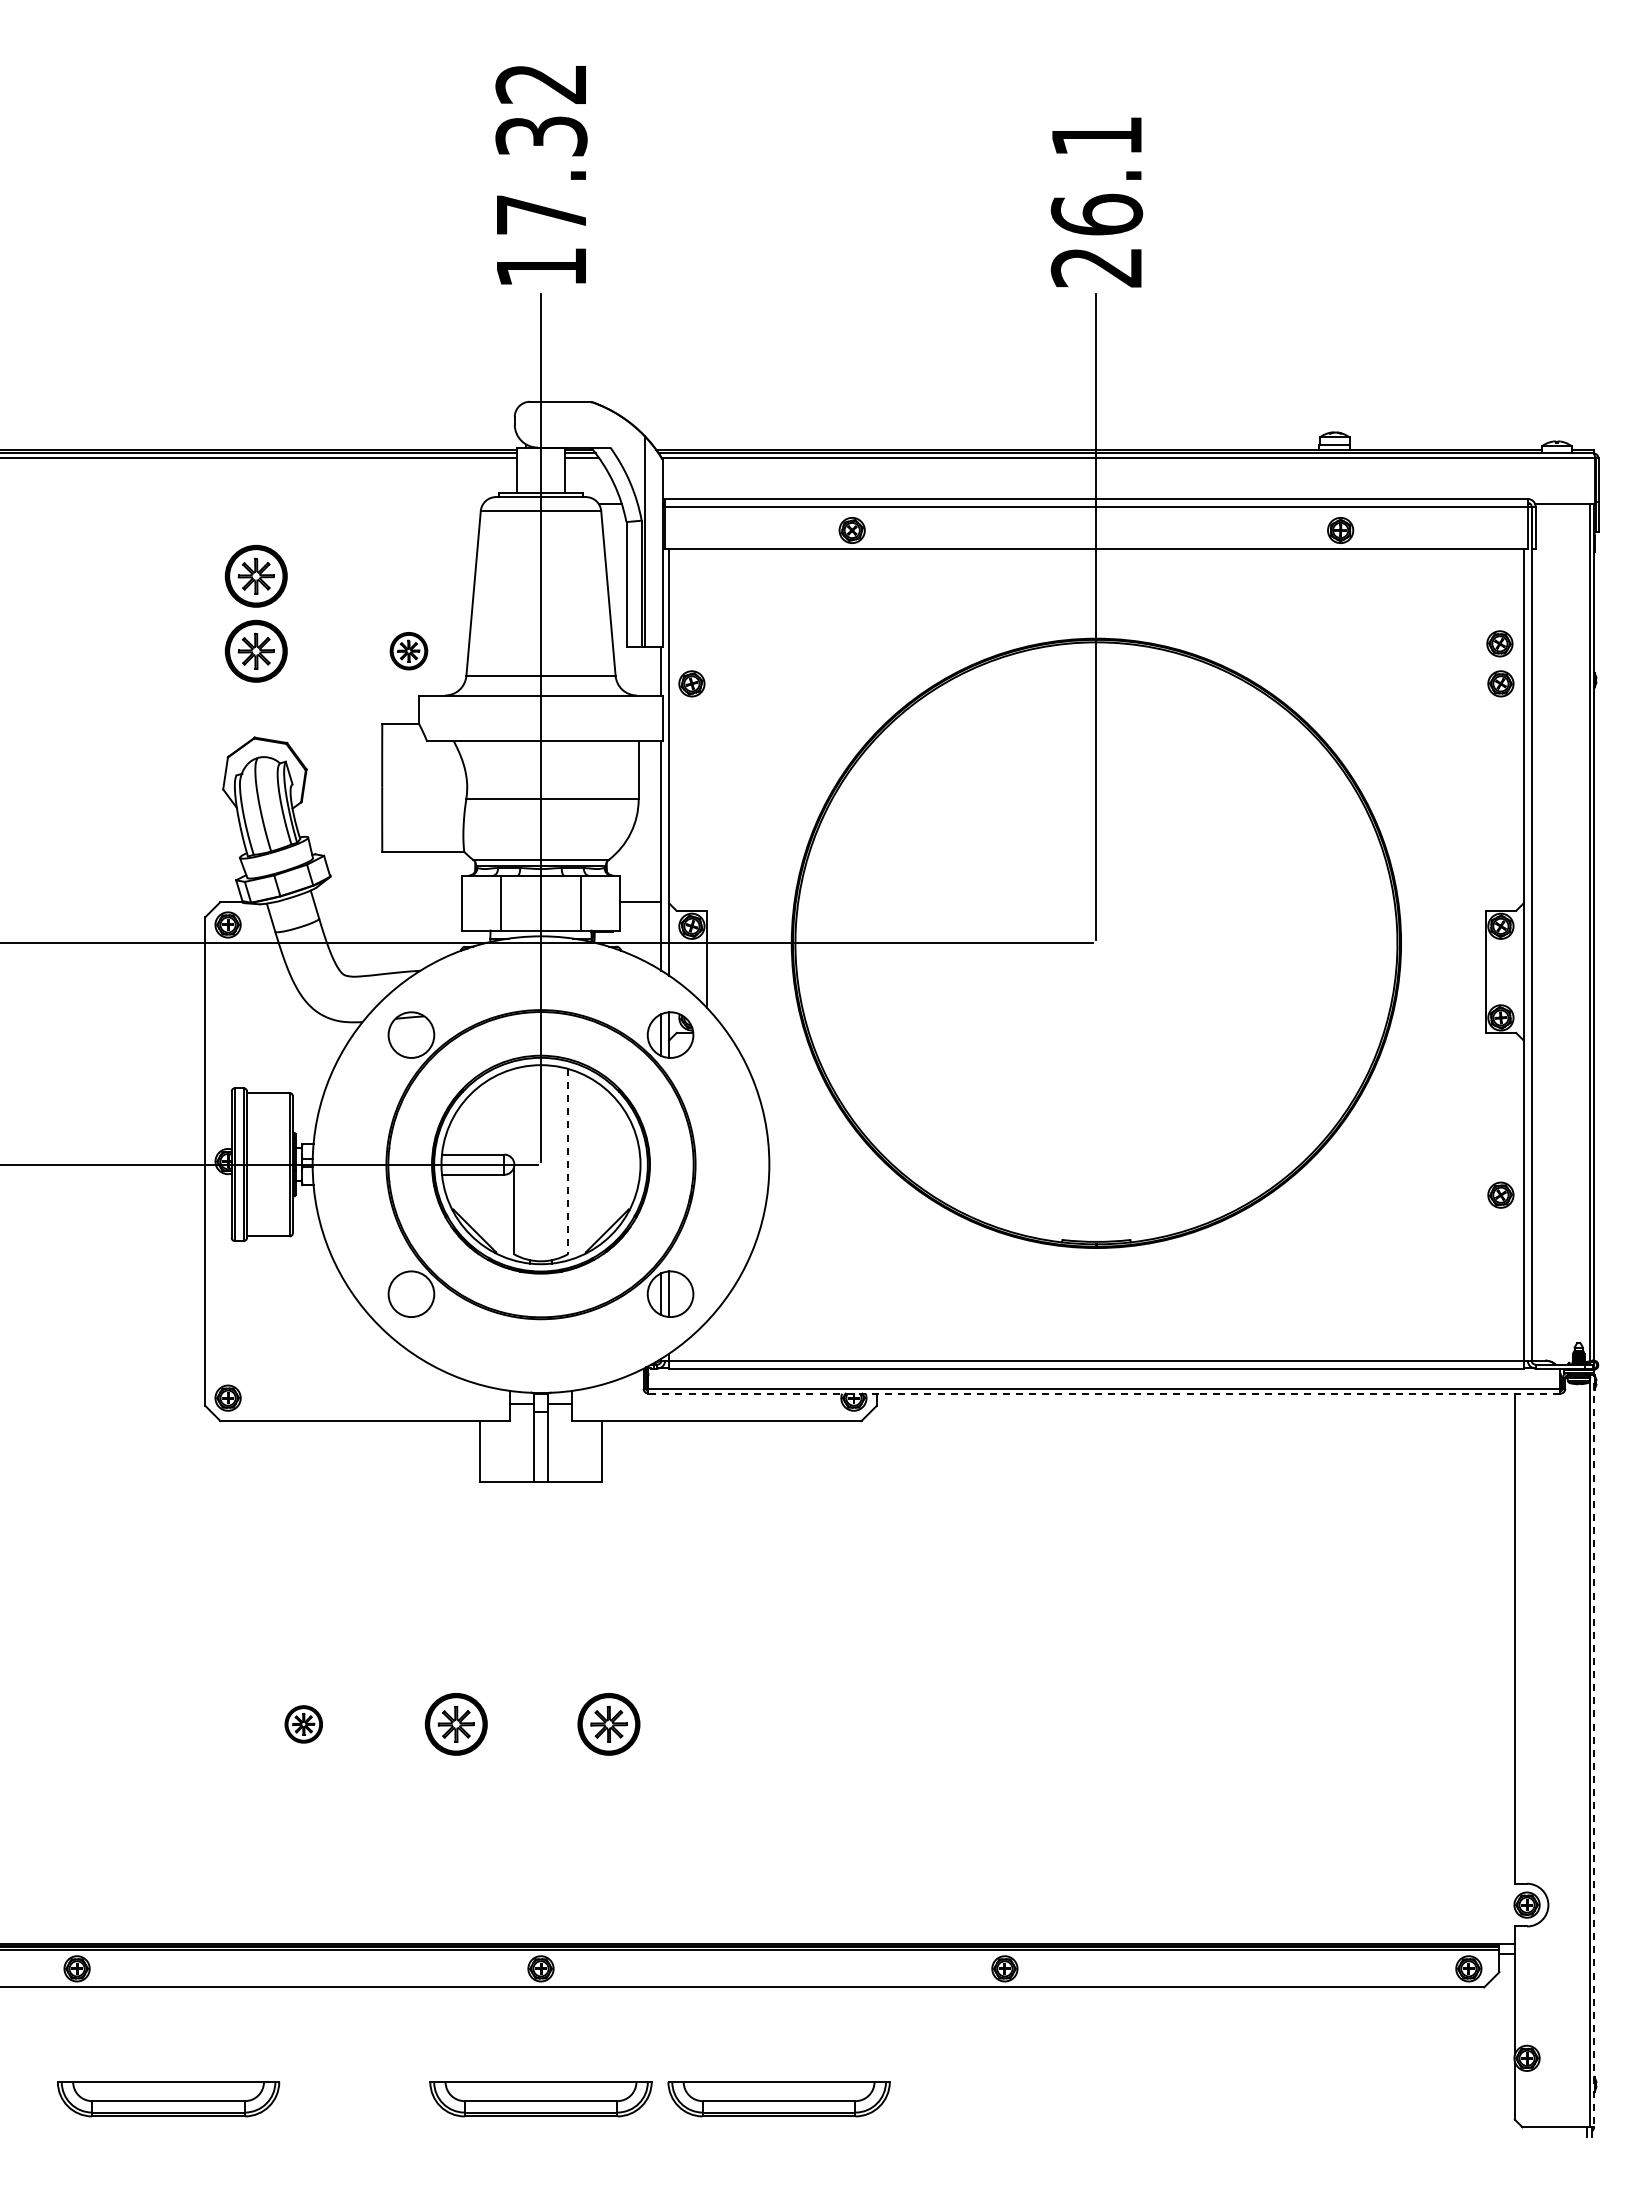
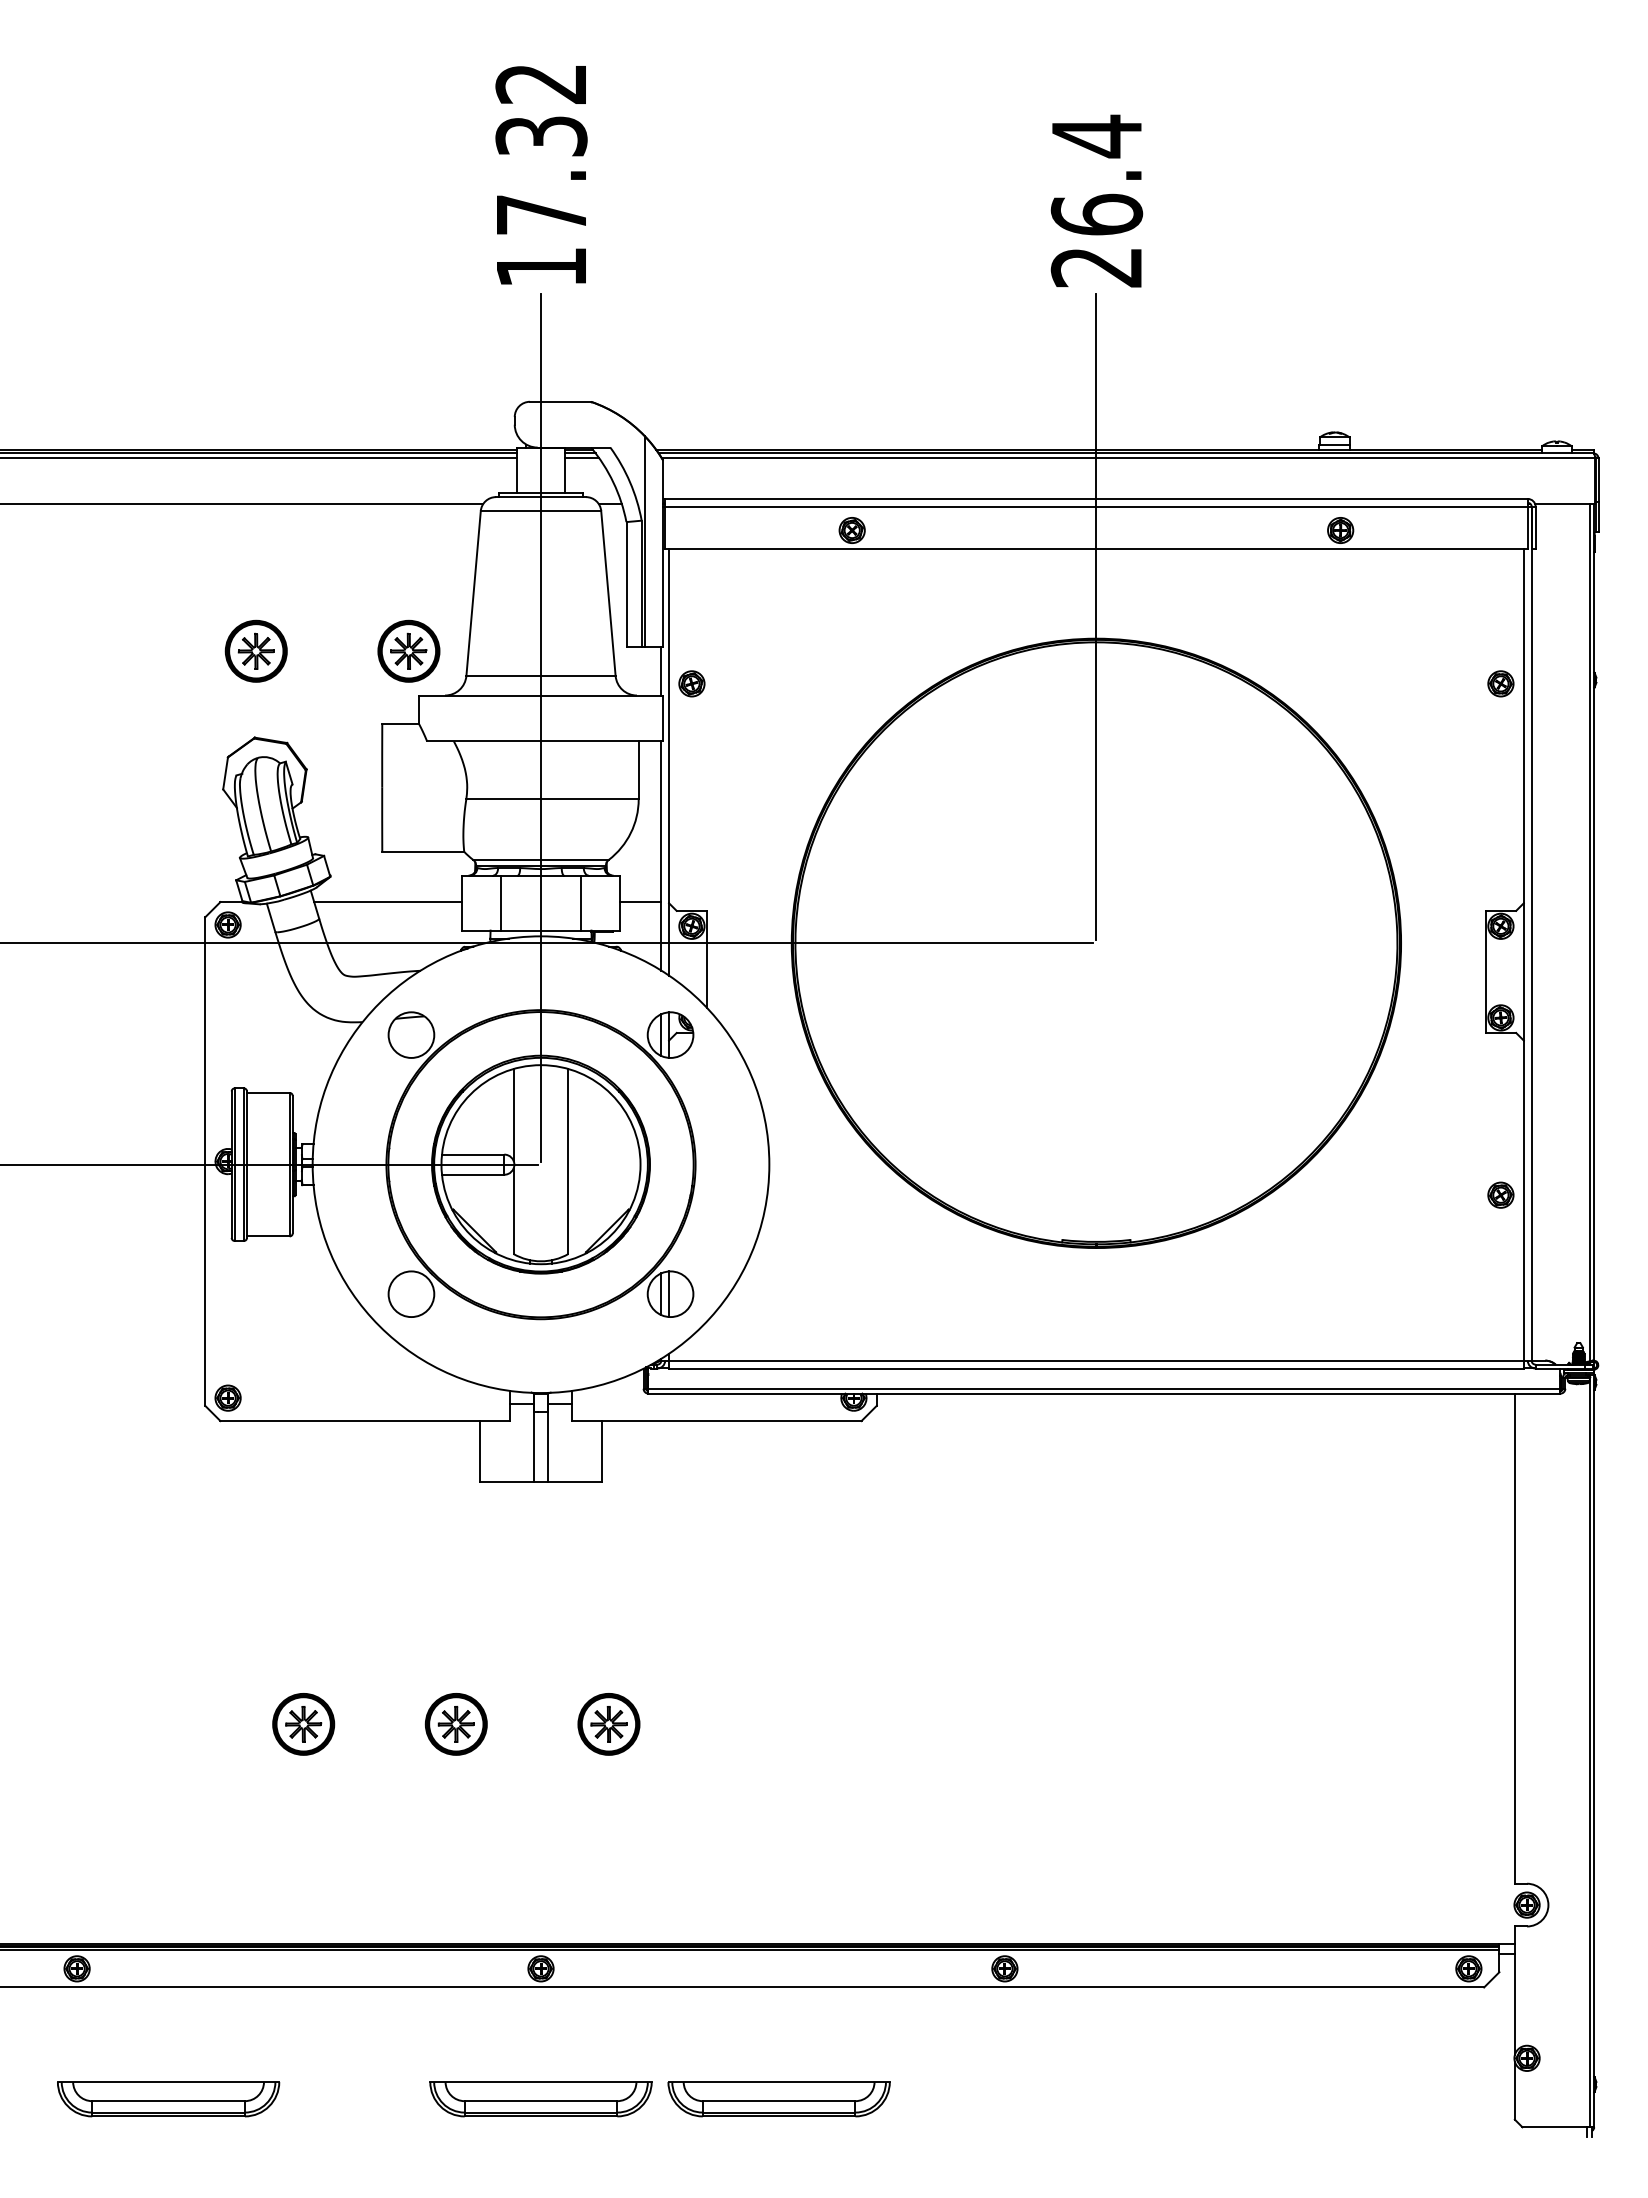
text: 26.1 -> 26.4 (1096, 136)
line: none -> present (242, 503)
part: present -> none (255, 575)
part: present -> none (1499, 643)
part size: 40x39 px -> 64x64 px (408, 650)
line: none -> present (387, 902)
line: none -> present (513, 1114)
line: dashed -> solid (568, 1161)
line: dashed -> solid (1104, 1393)
part size: 39x39 px -> 64x63 px (303, 1724)
line: dashed -> solid (1594, 1748)
